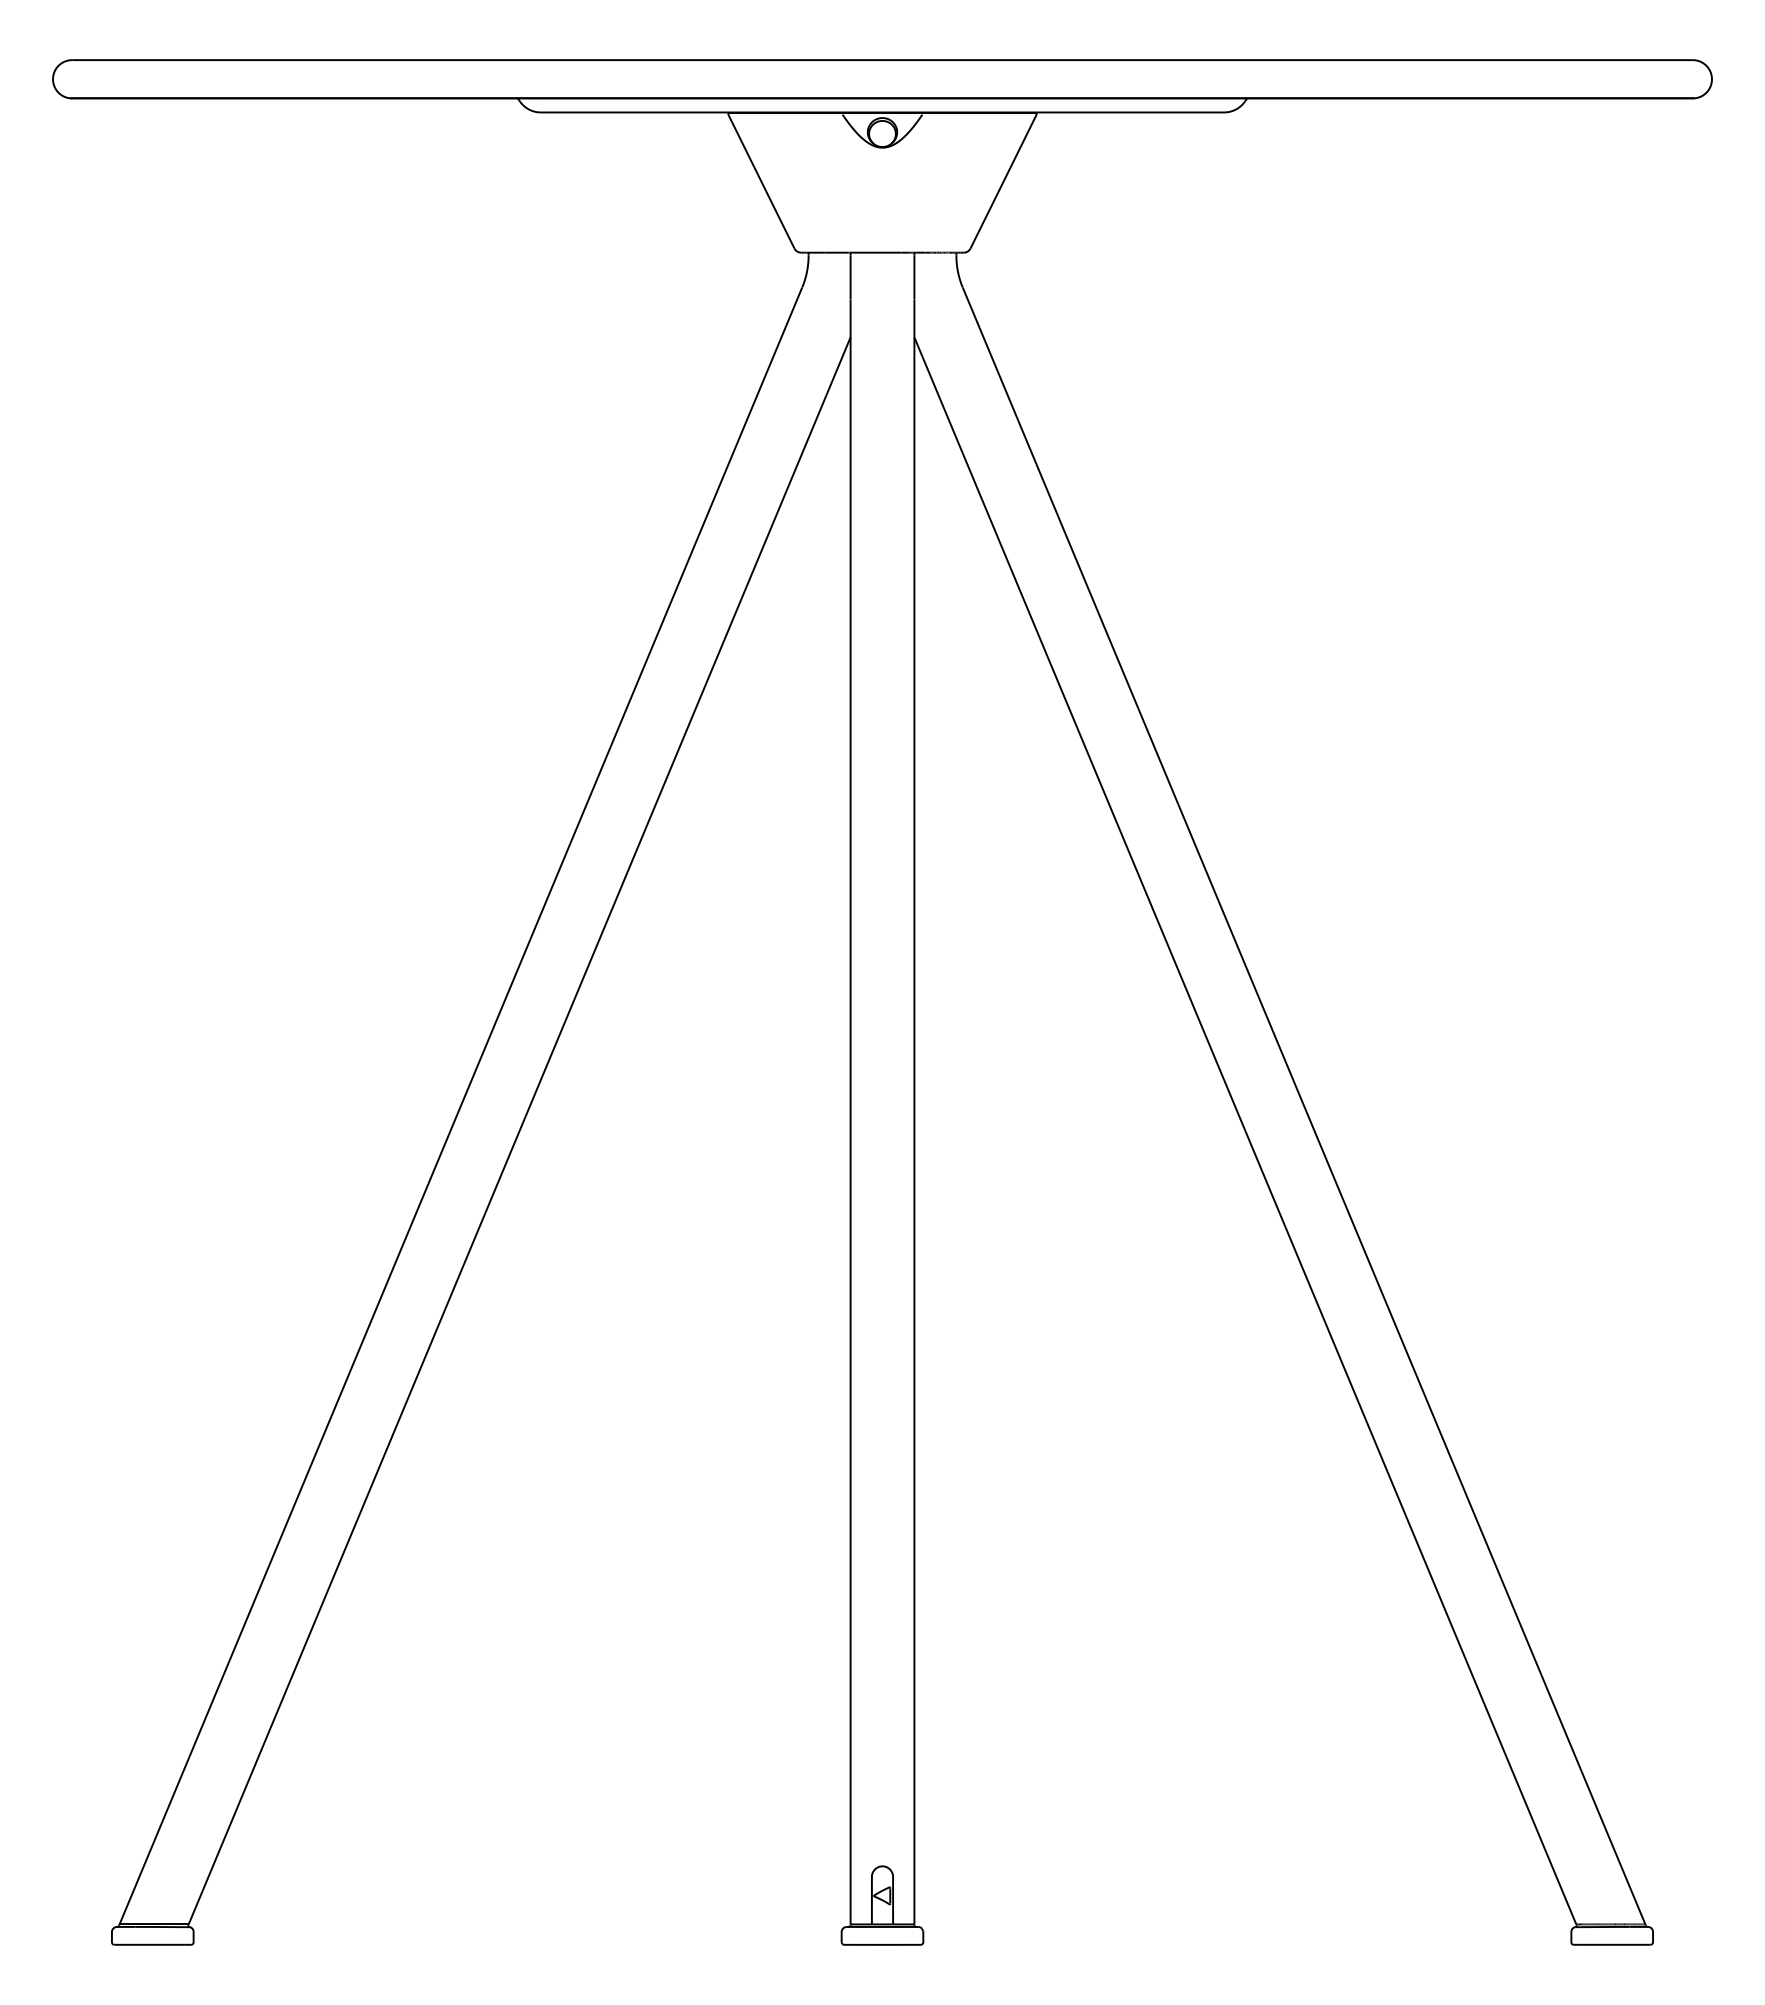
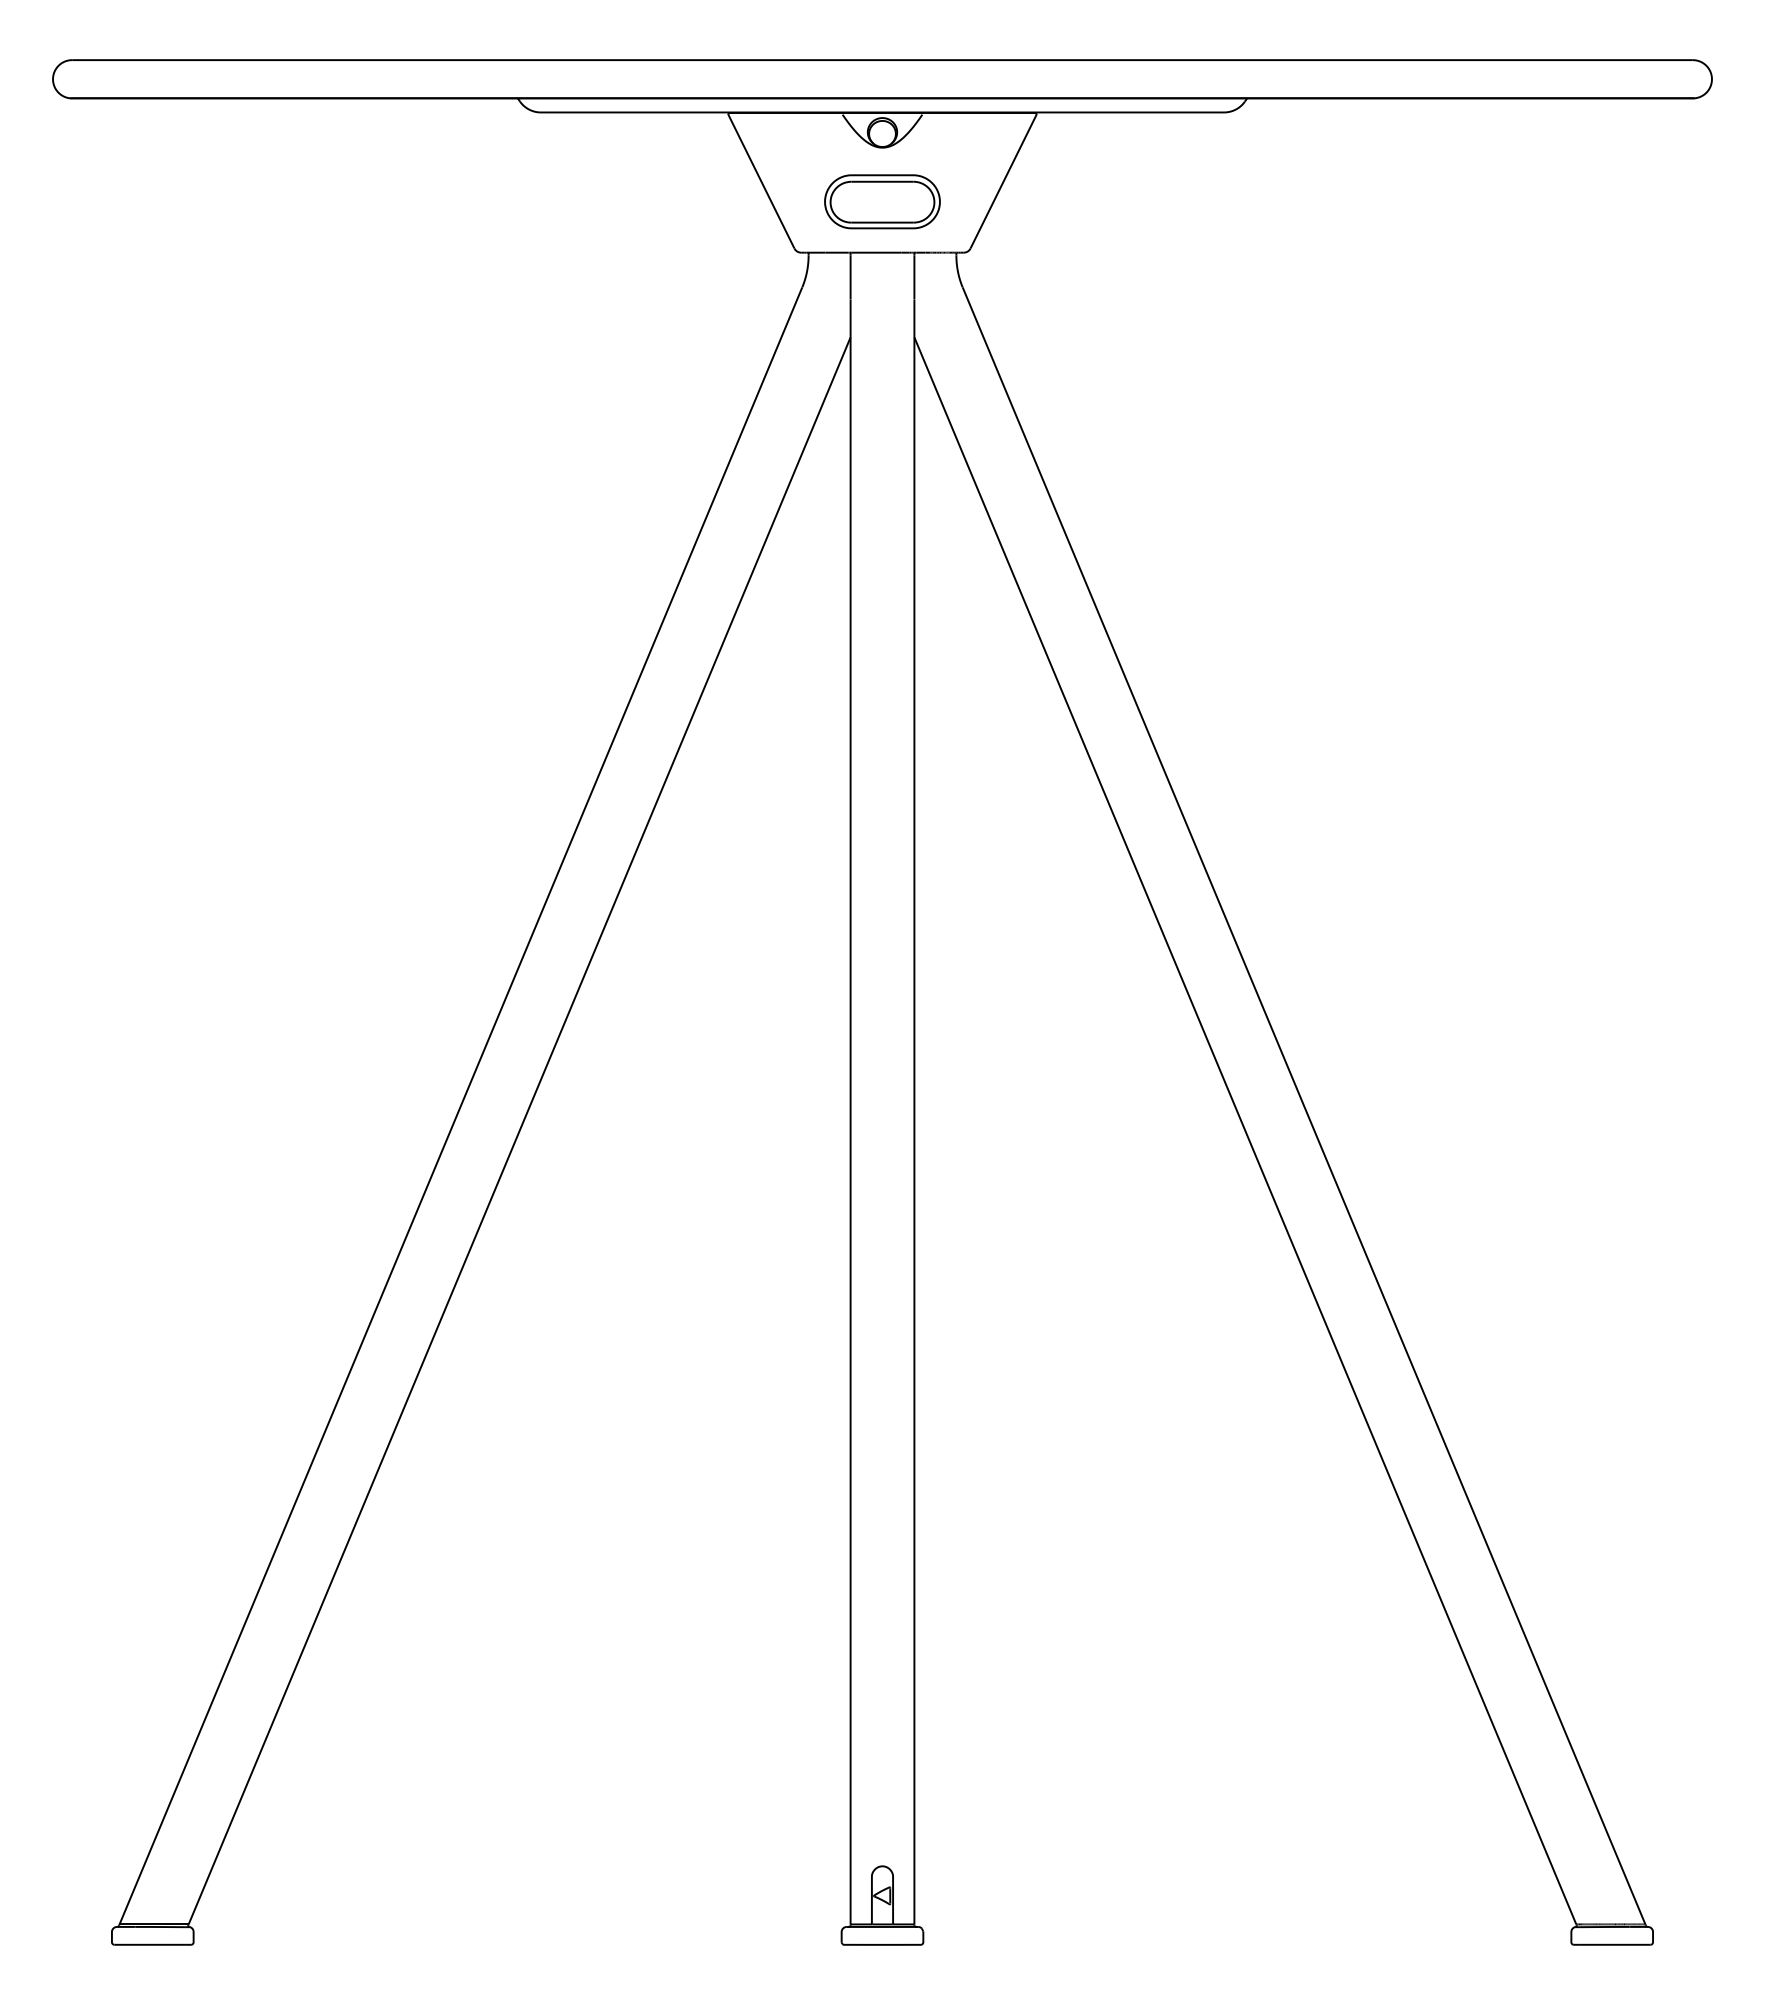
part: none -> present (882, 201)
